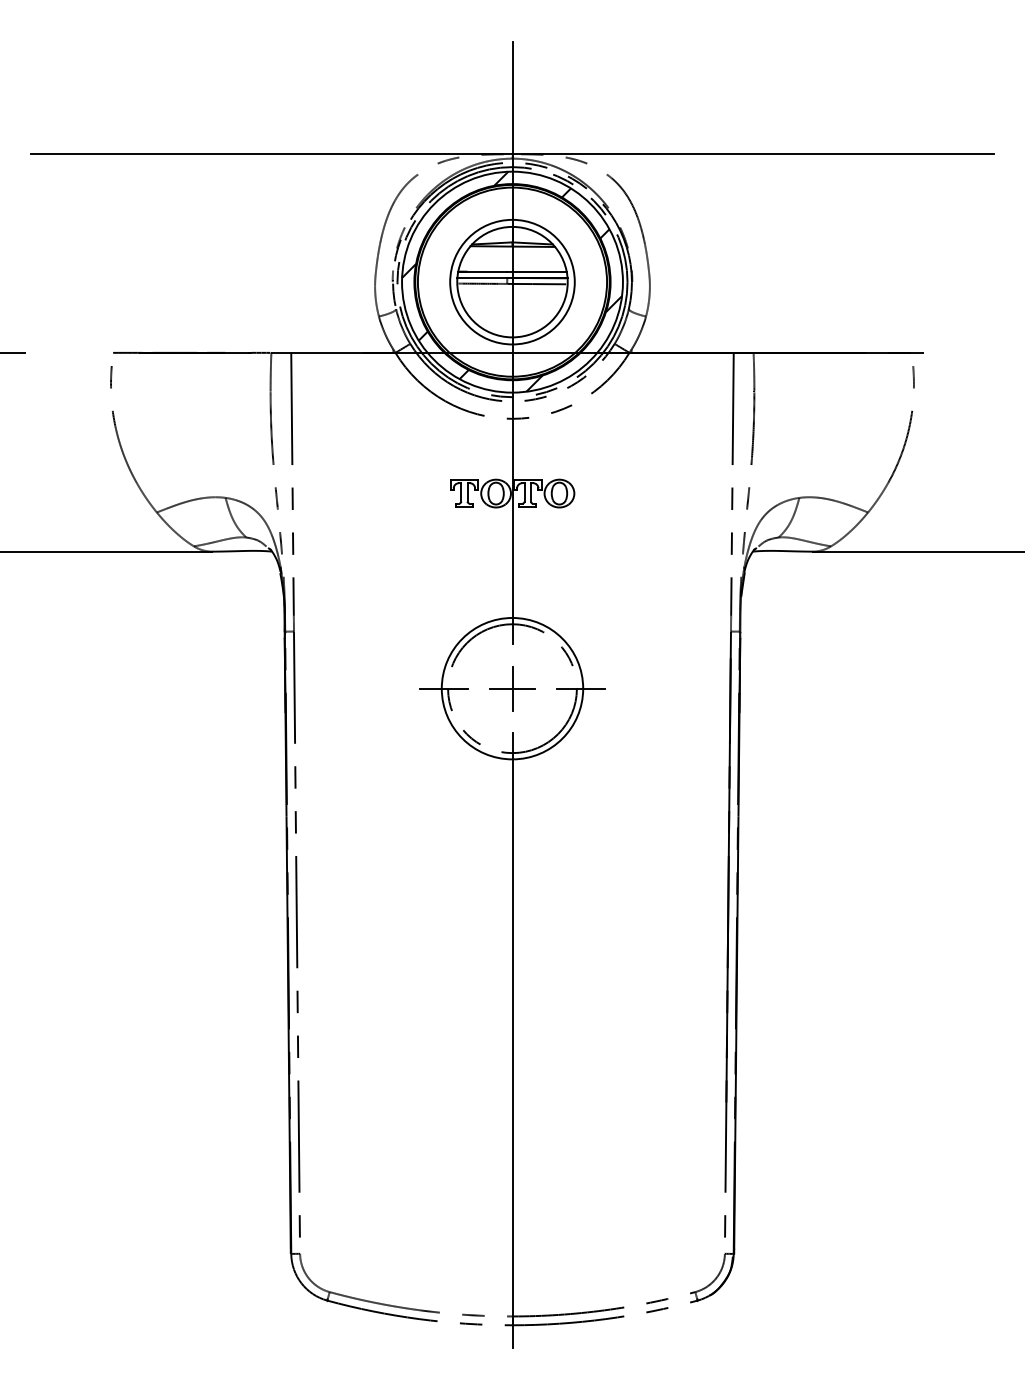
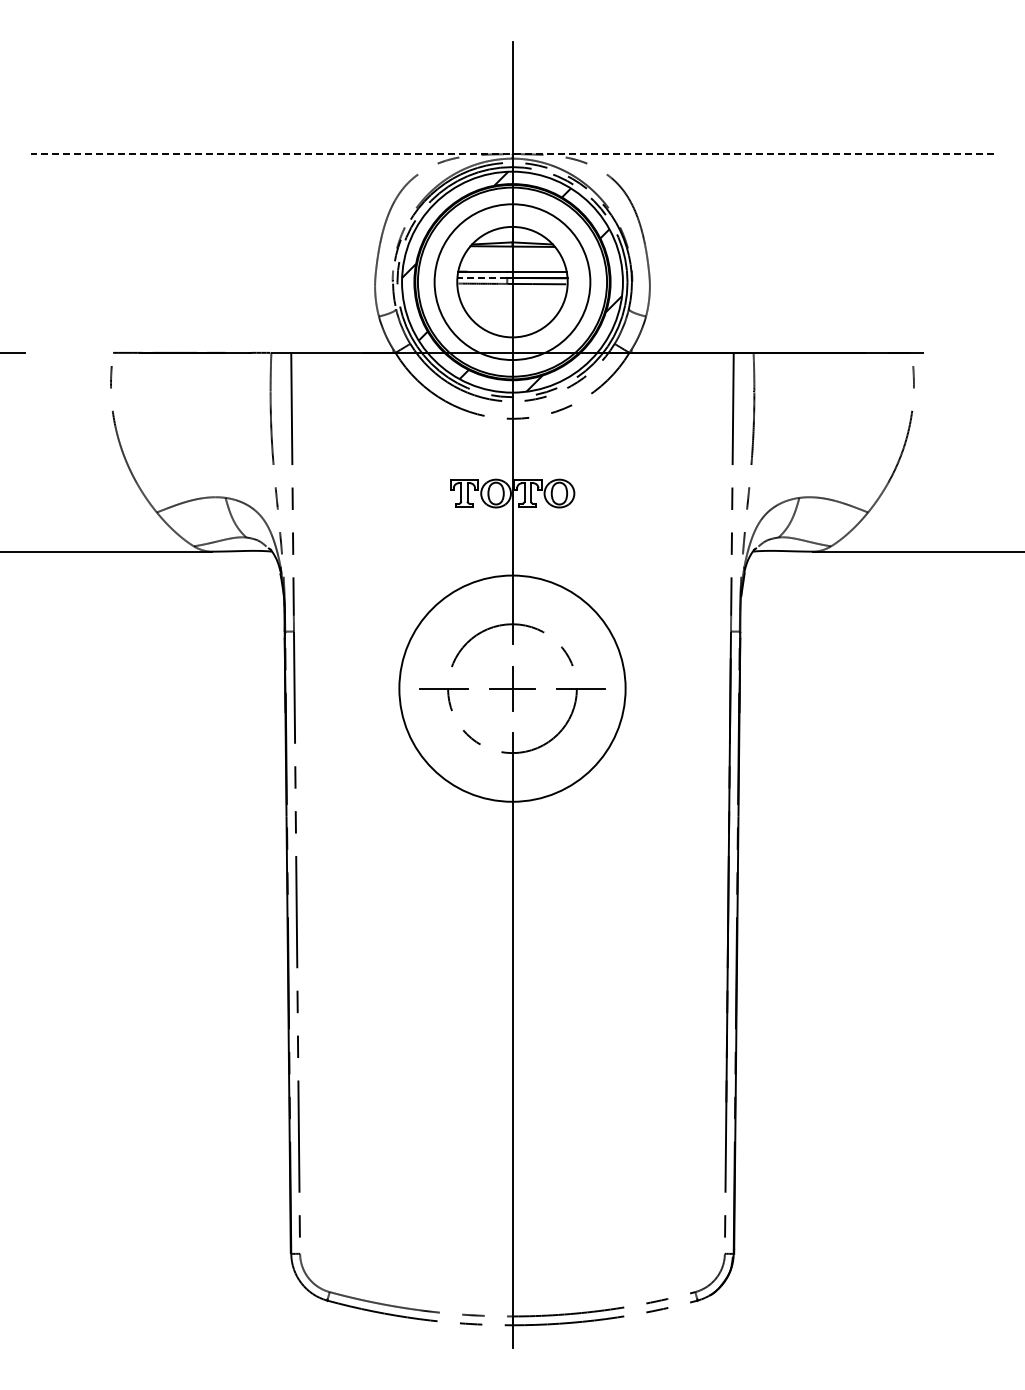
line: solid -> dashed (512, 154)
line: solid -> dashed (482, 277)
circle diameter: 125 px -> 156 px (512, 282)
circle diameter: 141 px -> 226 px (512, 688)
